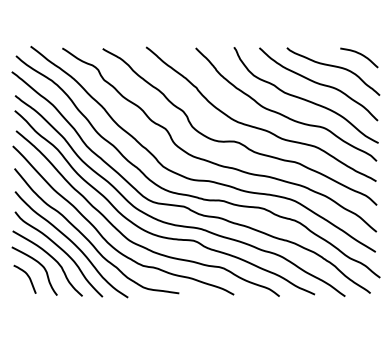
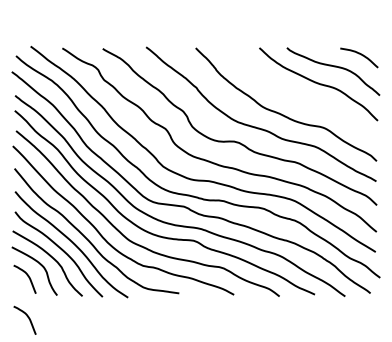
curve: present -> none (304, 98)
curve: none -> present (26, 316)
